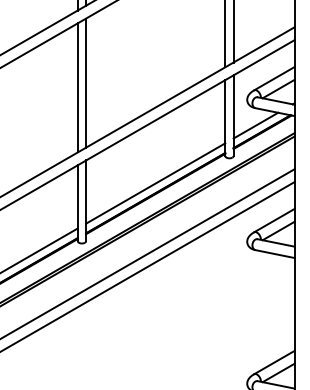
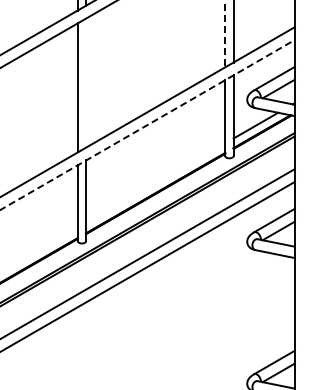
line: solid -> dashed (225, 34)
line: present -> none (86, 82)
line: solid -> dashed (147, 125)
line: present -> none (155, 183)
line: present -> none (39, 250)
